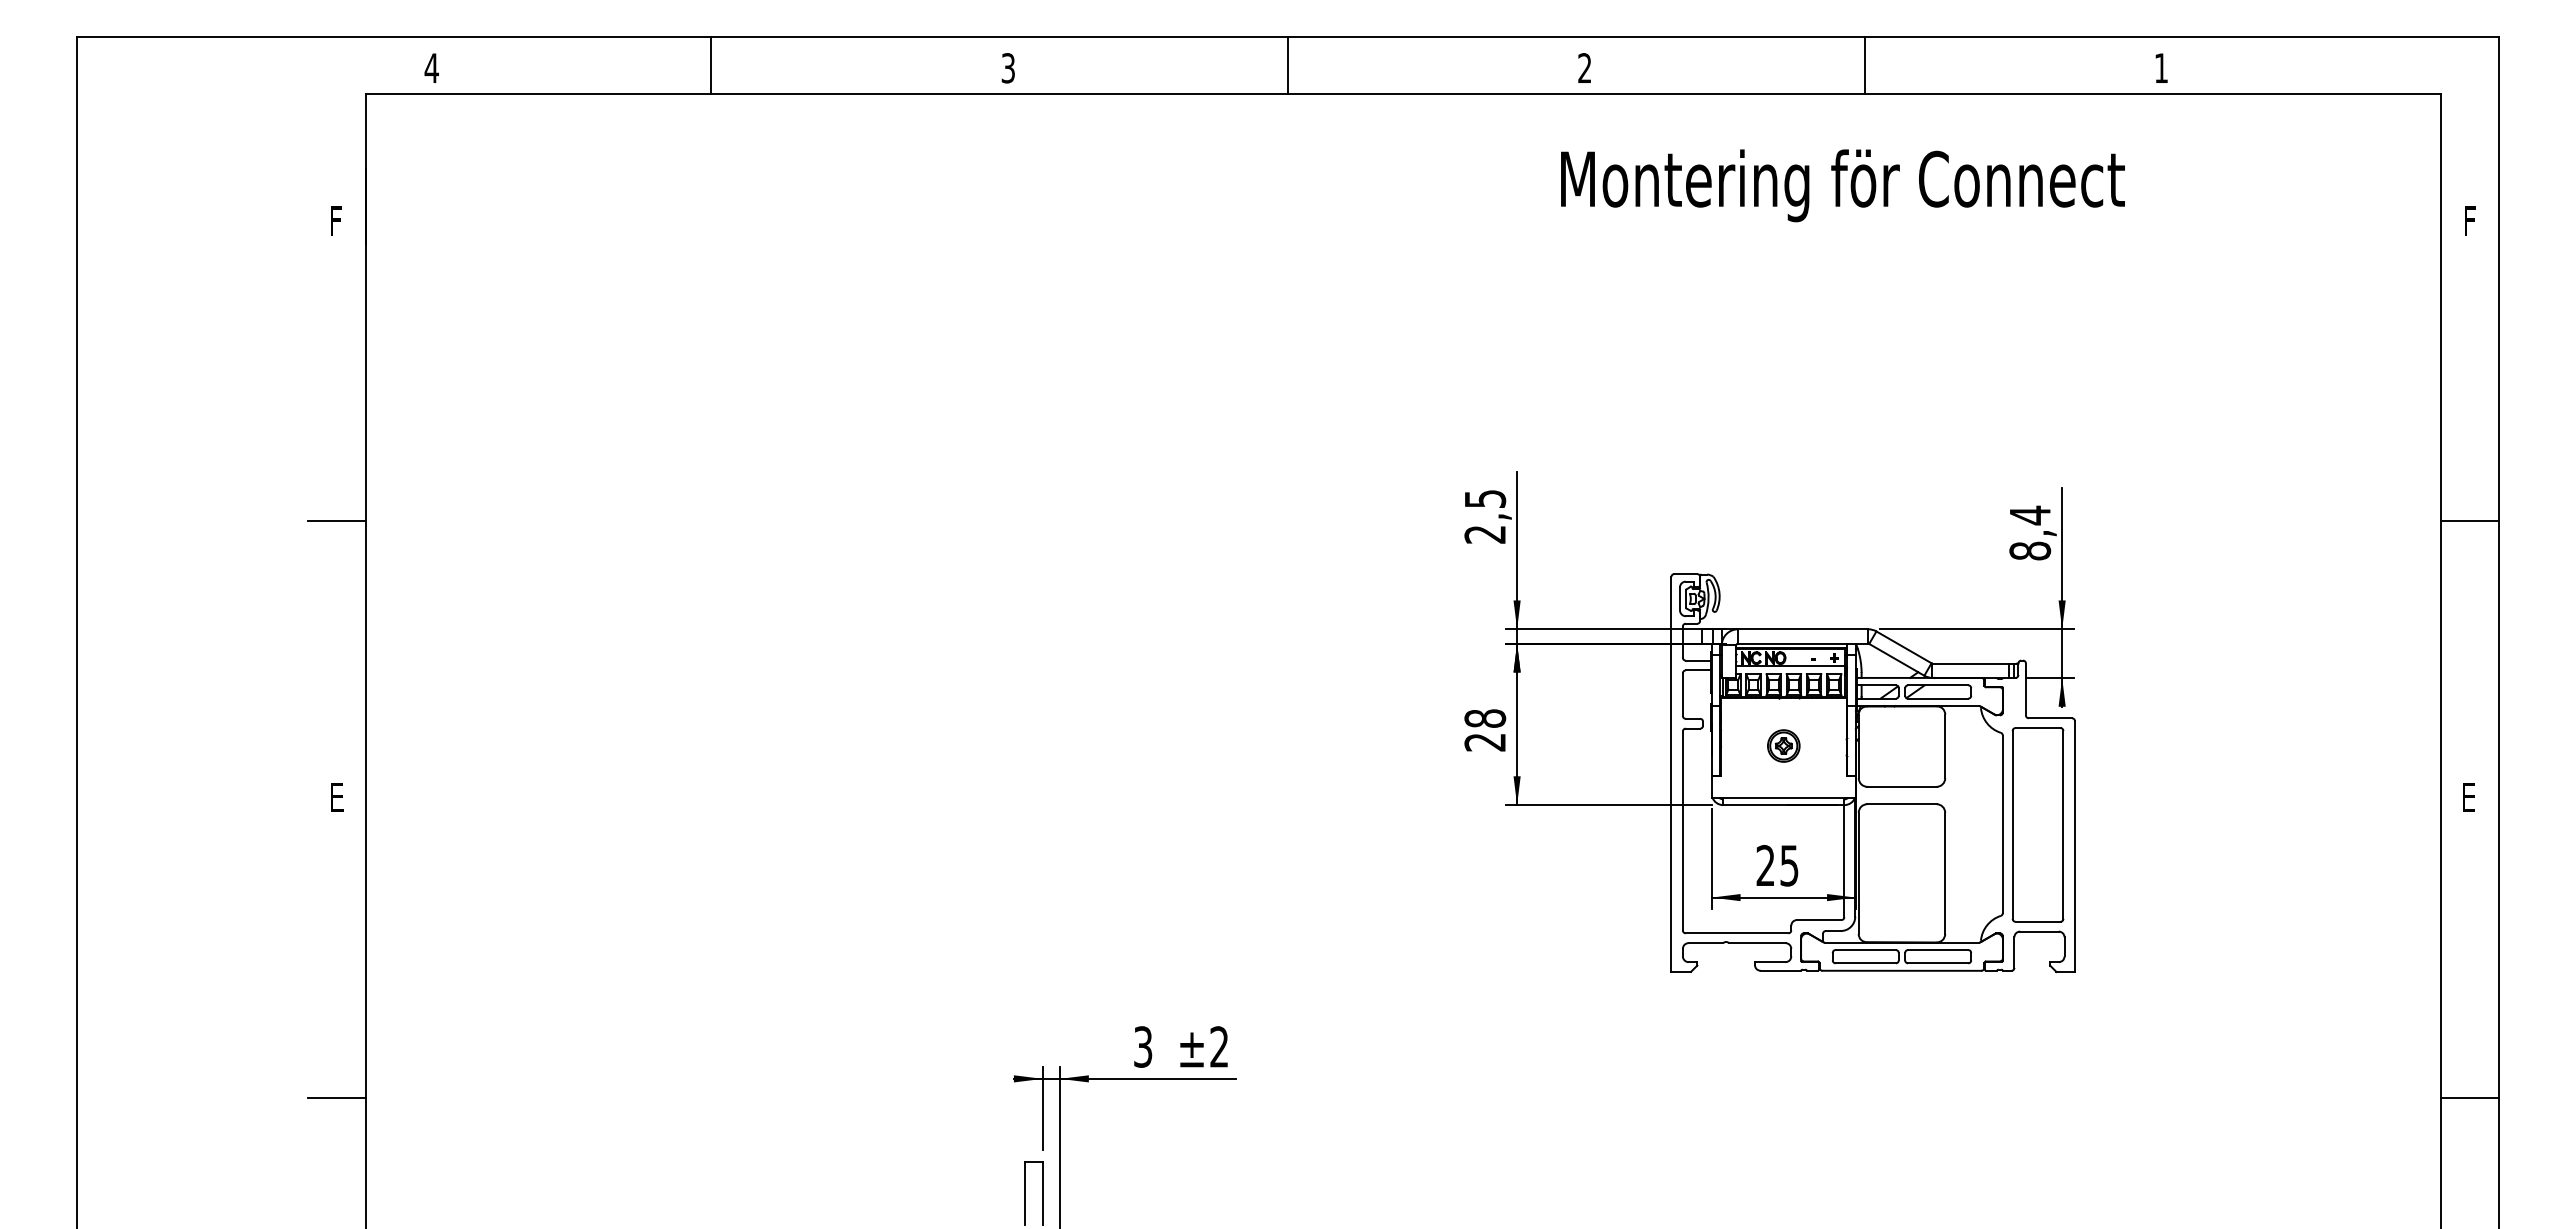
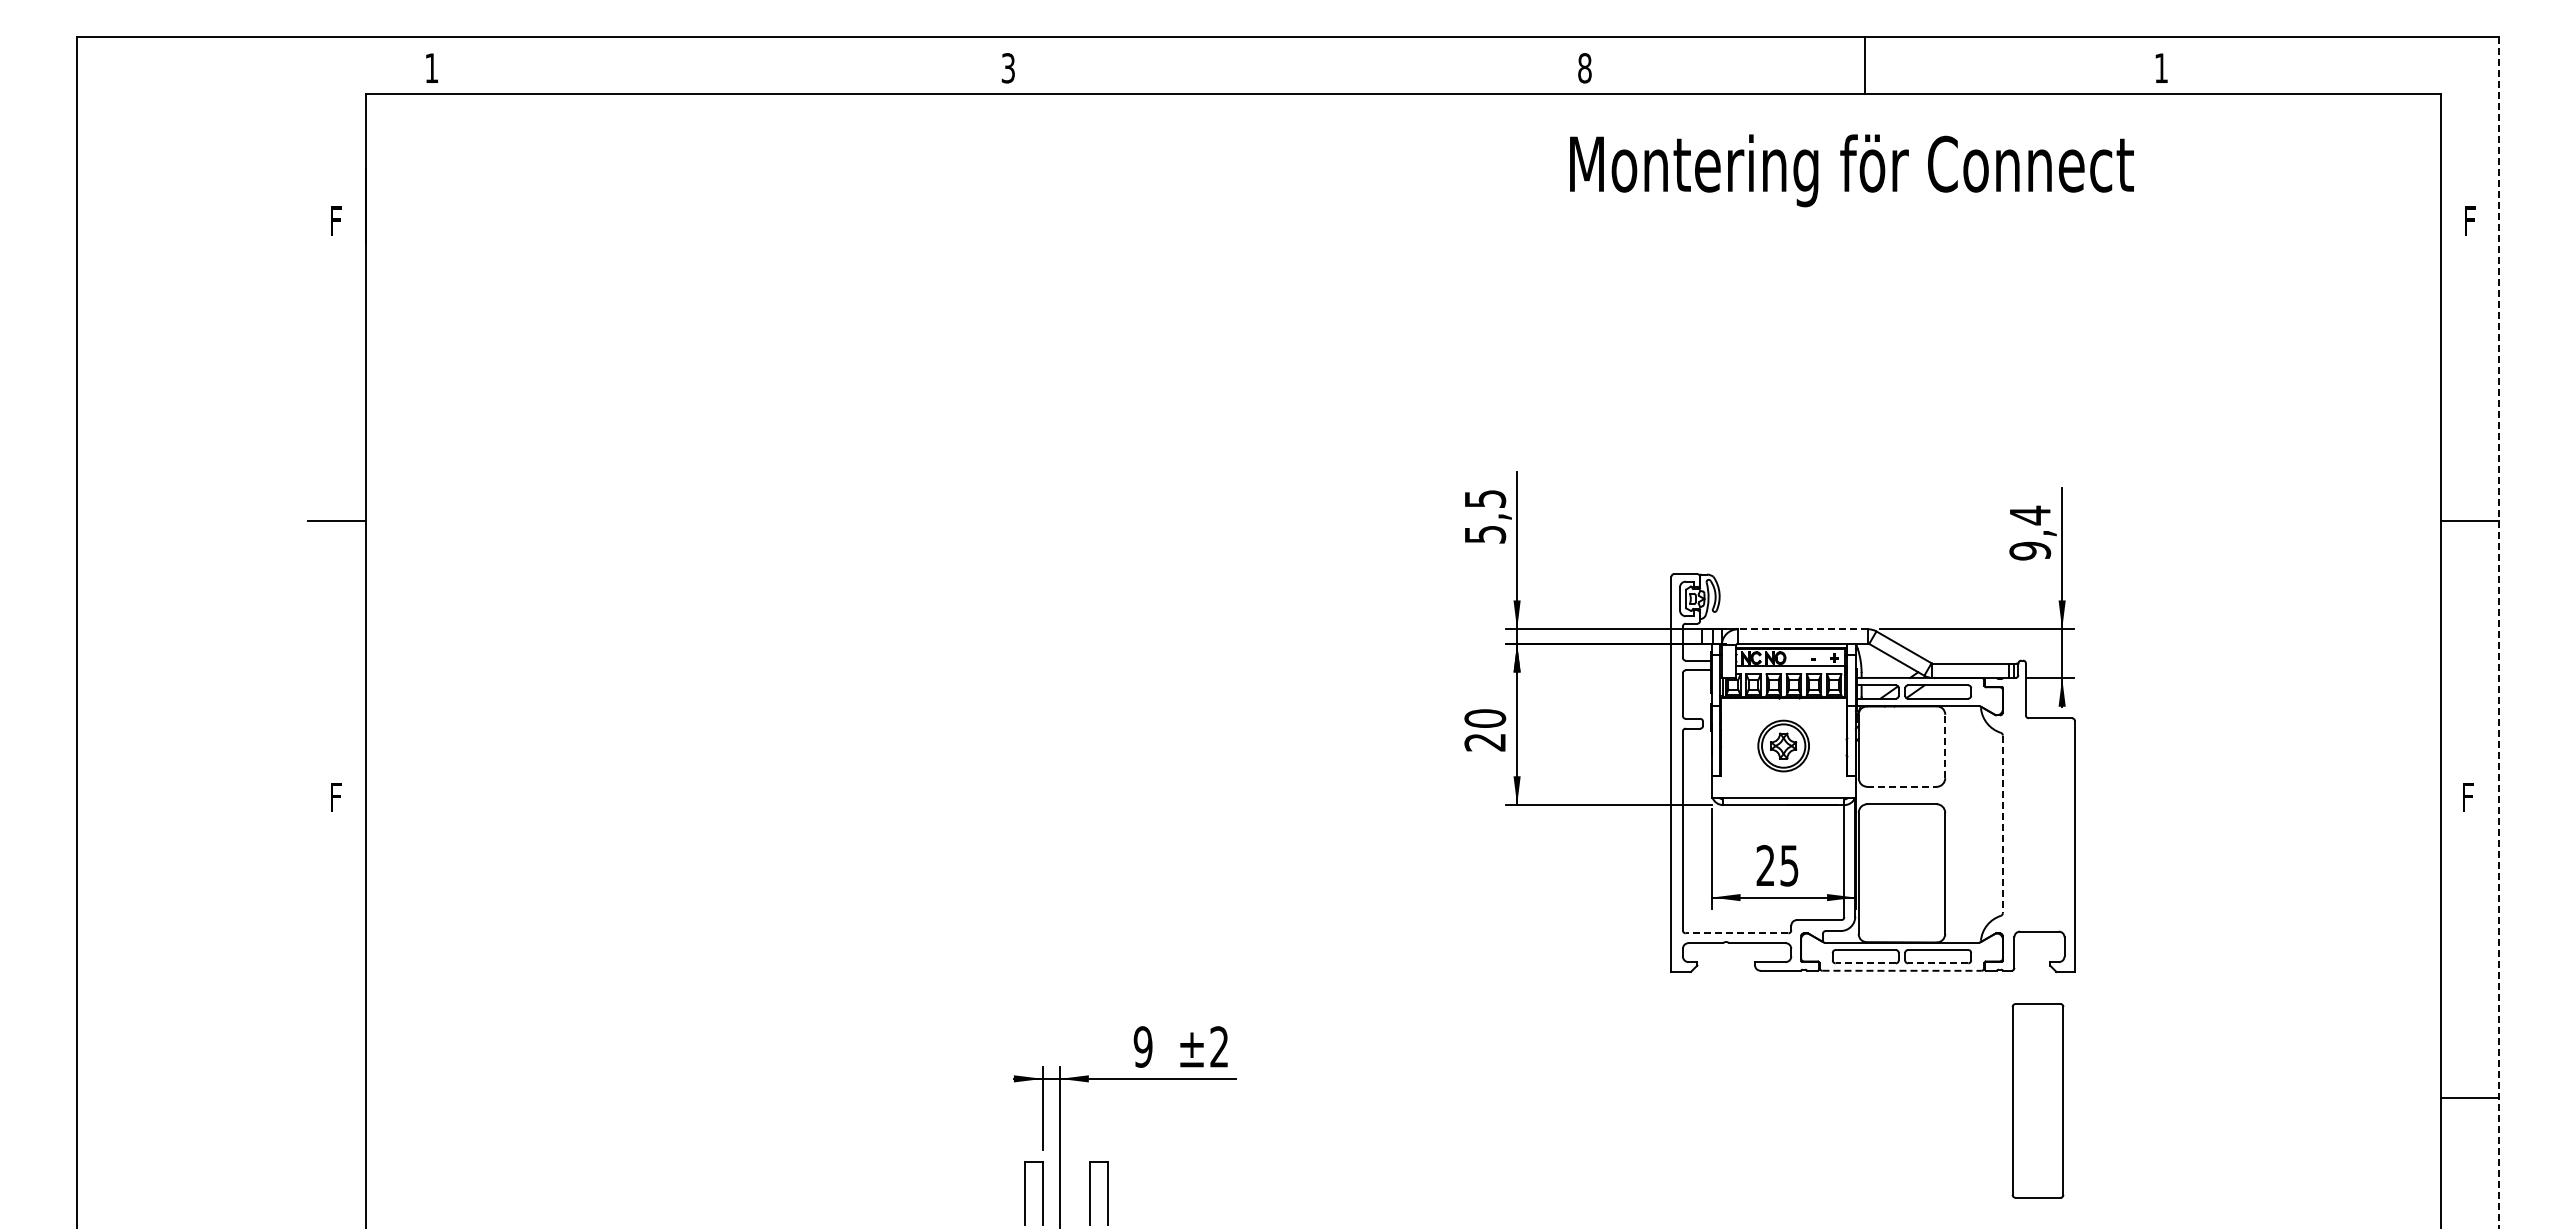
line: present -> none (711, 65)
line: present -> none (1288, 65)
text: 4 -> 1 (431, 67)
text: 2 -> 8 (1584, 68)
text position: (1842, 185) -> (1851, 170) (1851, 170)
text: 2,5 -> 5,5 (1485, 534)
text: 8,4 -> 9,4 (2030, 550)
line: solid -> dashed (1802, 629)
line: solid -> dashed (2498, 632)
text: 28 -> 20 (1484, 718)
part size: 34x34 px -> 53x54 px (1783, 745)
line: solid -> dashed (1945, 746)
line: solid -> dashed (1902, 786)
text: E -> F (338, 797)
text: E -> F (2469, 797)
line: solid -> dashed (2002, 824)
part position: (2037, 824) -> (2037, 1100) (2037, 1100)
line: solid -> dashed (1736, 933)
line: solid -> dashed (1865, 963)
line: solid -> dashed (1937, 963)
line: solid -> dashed (1902, 970)
text: 3 -> 9 (1142, 1046)
line: present -> none (336, 1097)
part: none -> present (1090, 1193)
